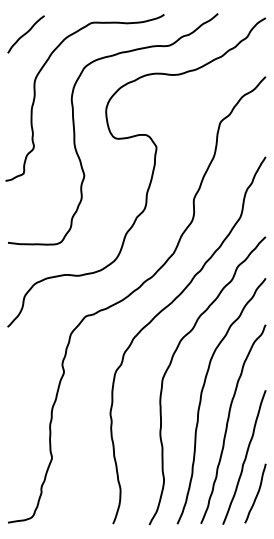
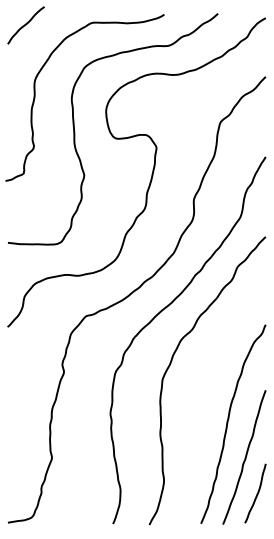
curve position: (25, 34) -> (25, 25) (25, 25)
curve: present -> none (201, 401)
